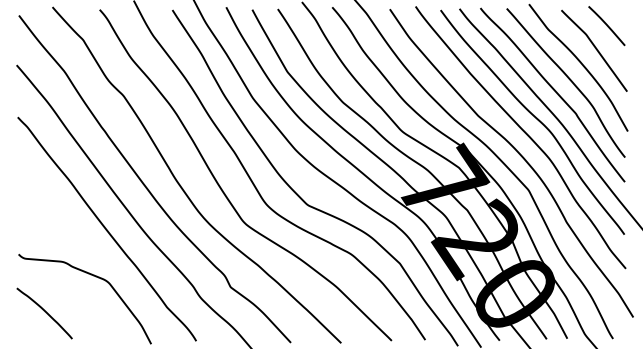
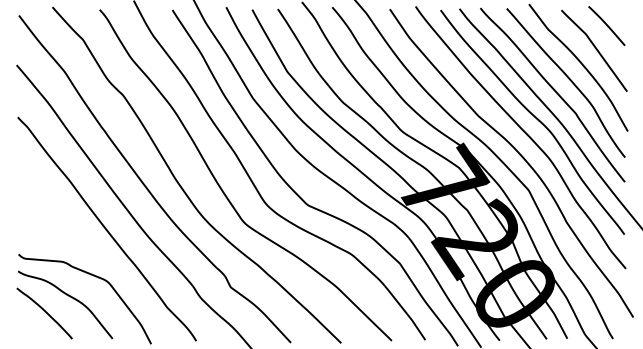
curve: none -> present (71, 298)
